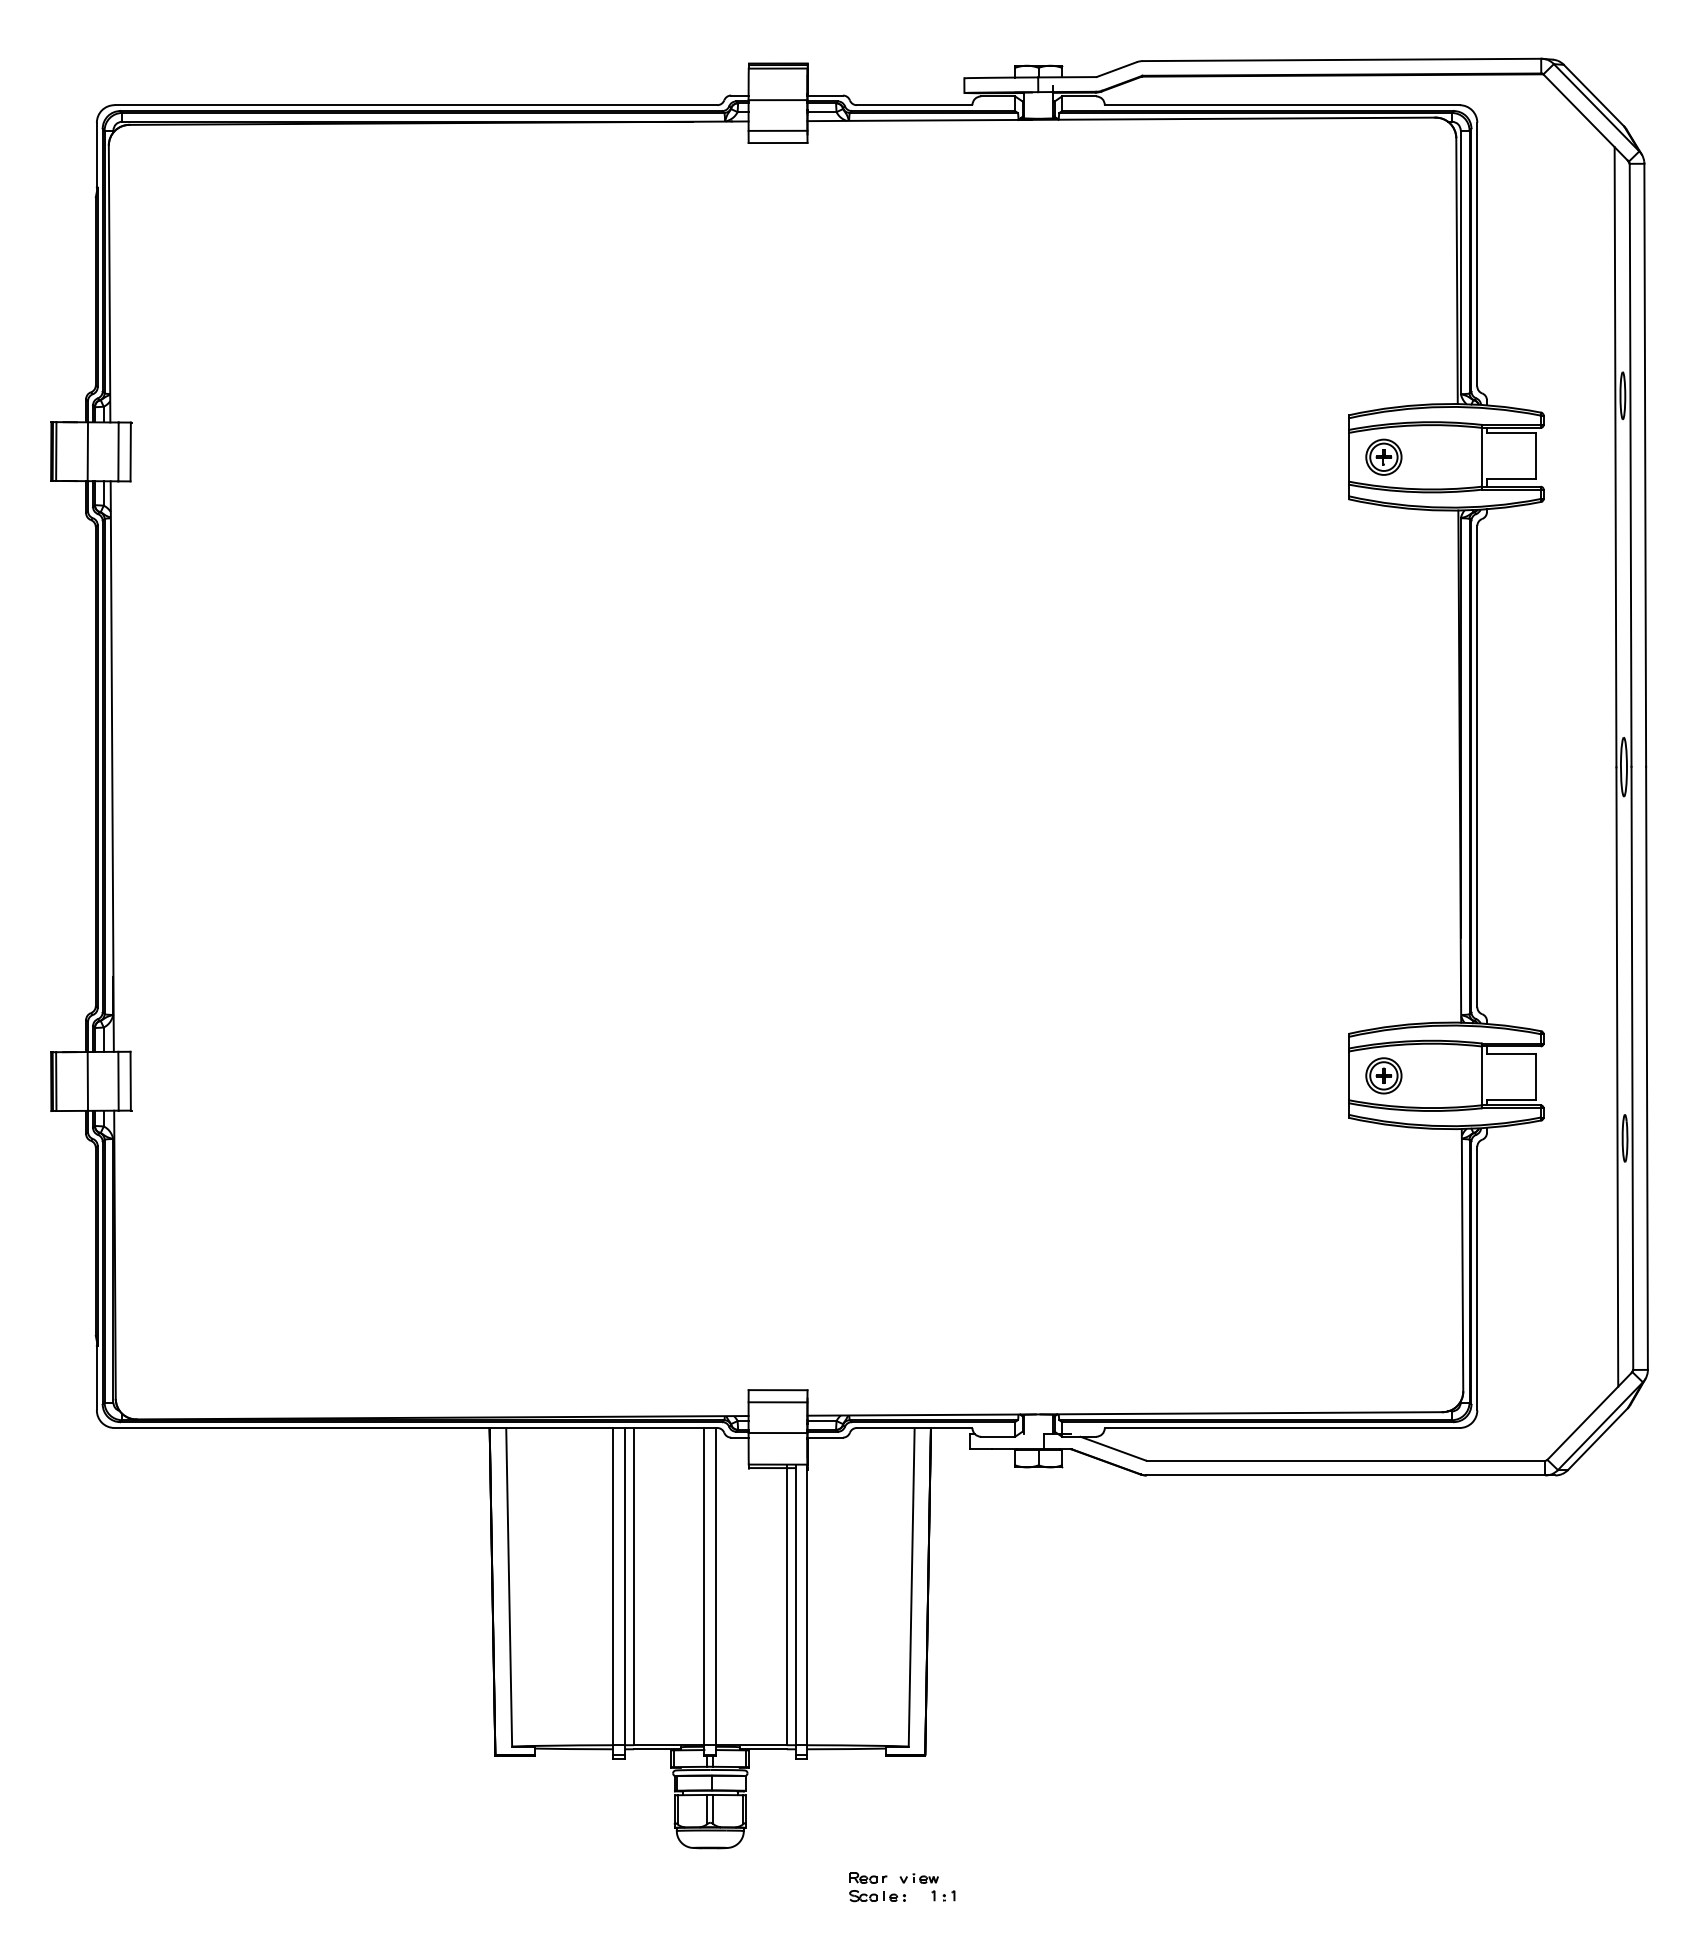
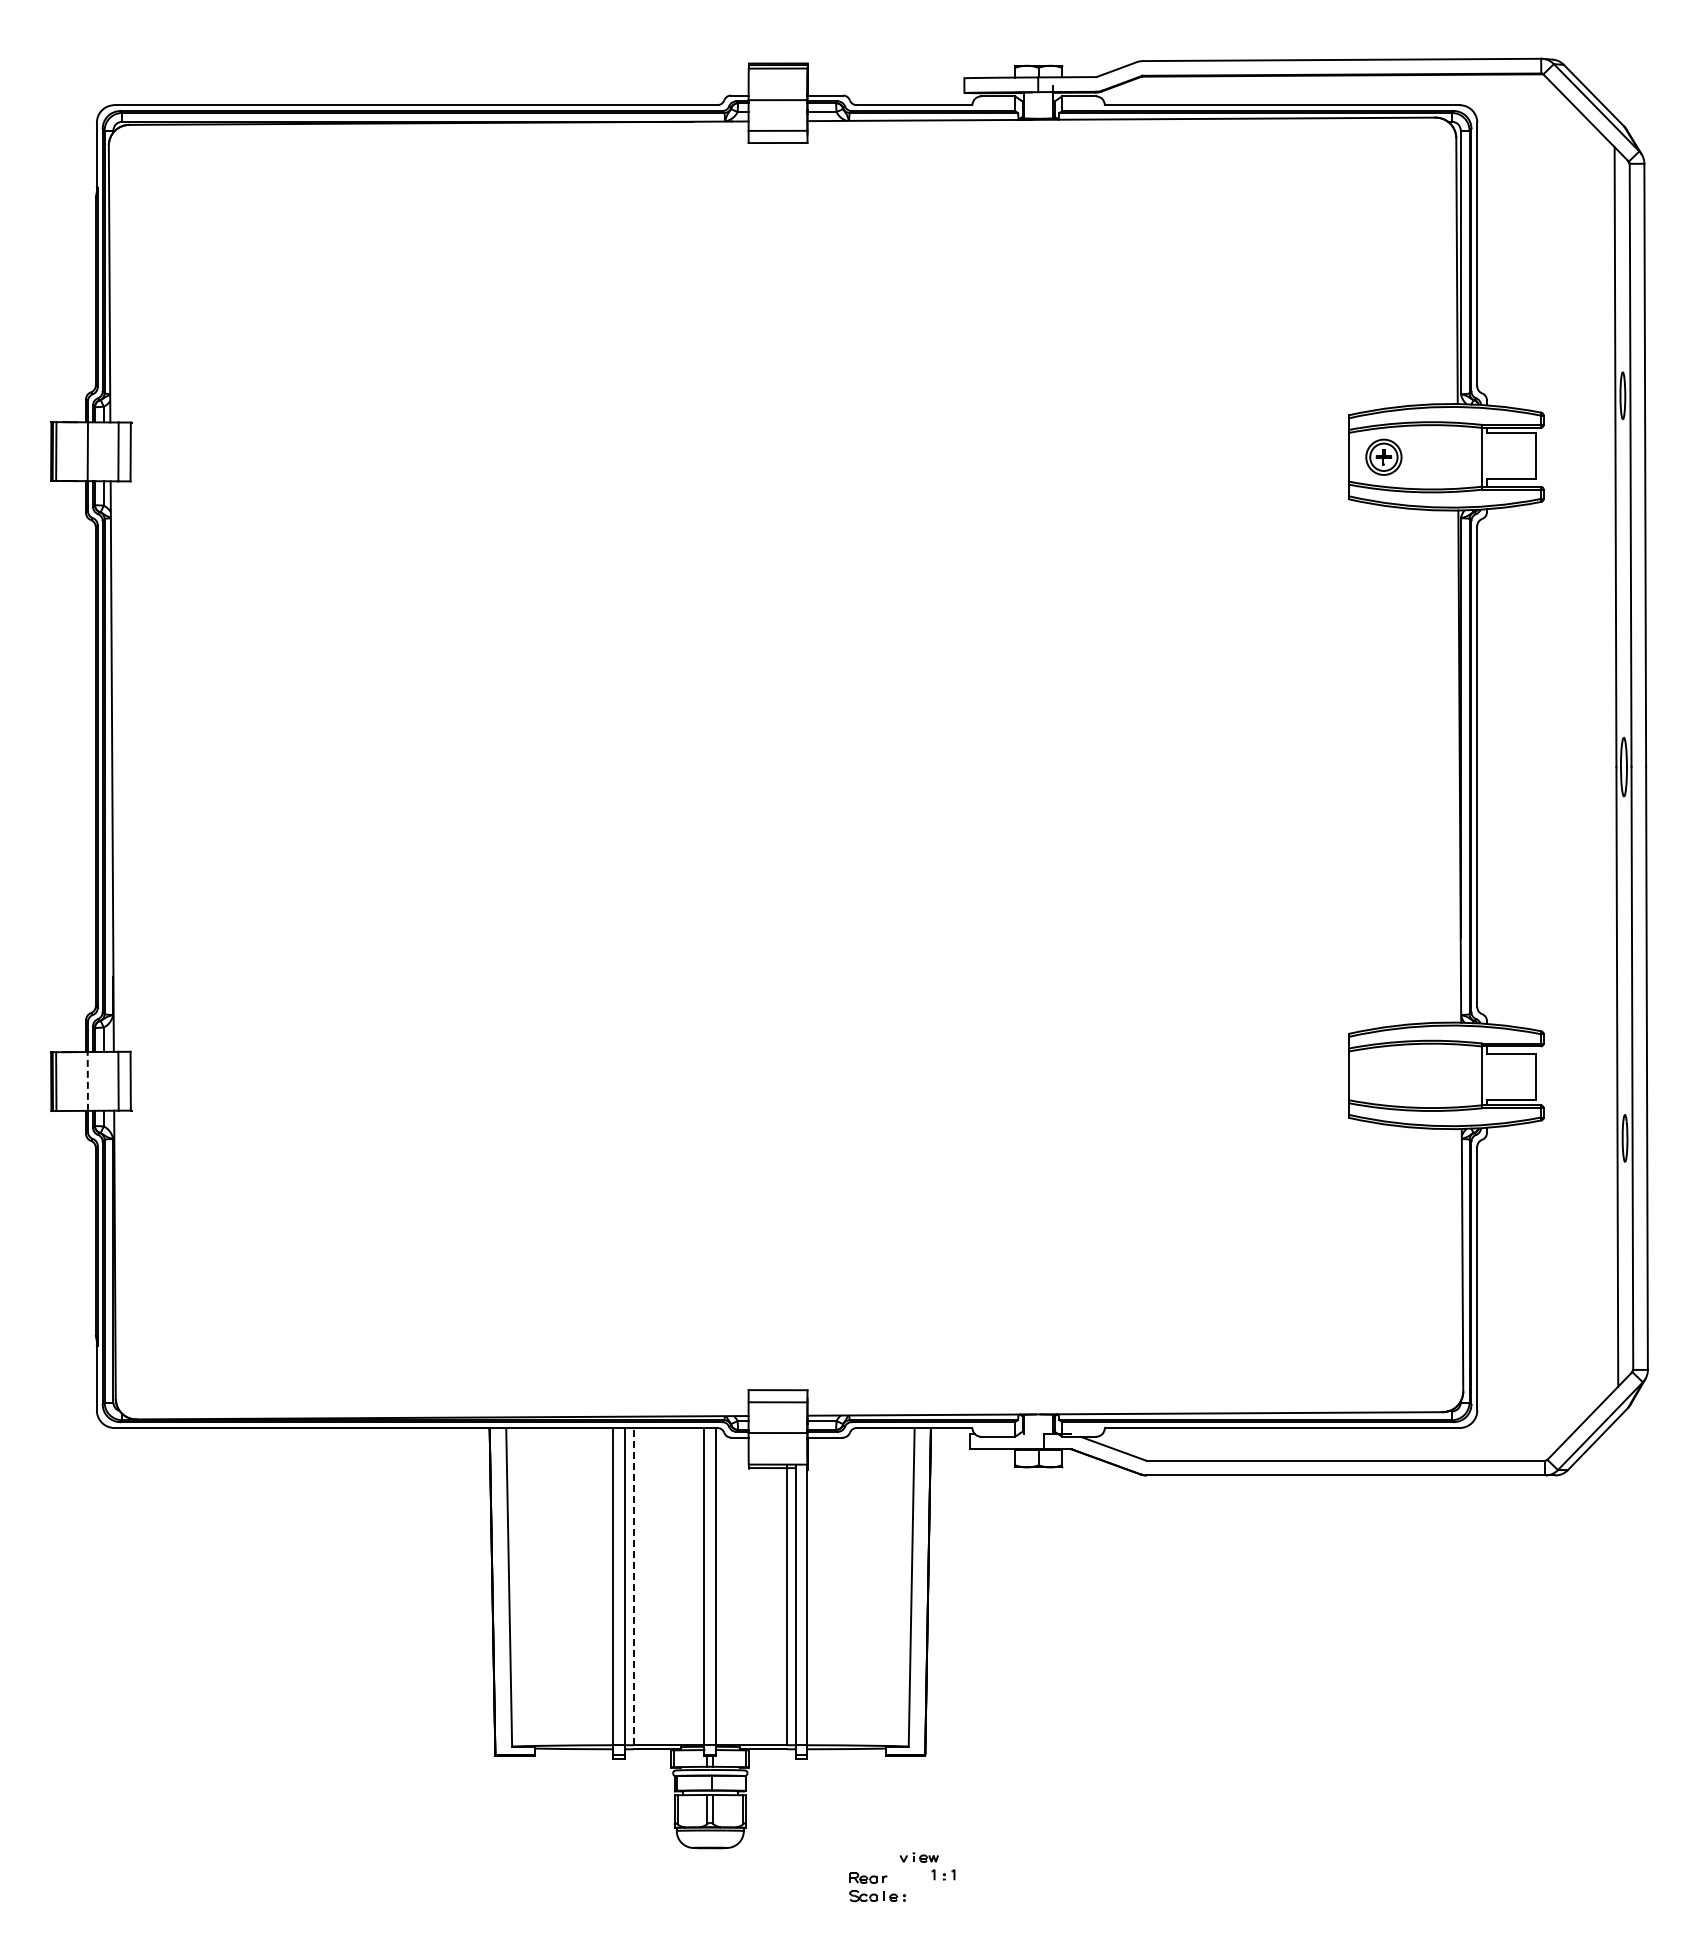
part: present -> none (1383, 1075)
line: solid -> dashed (87, 1080)
line: solid -> dashed (633, 1586)
part position: (927, 1887) -> (927, 1866) (927, 1866)
